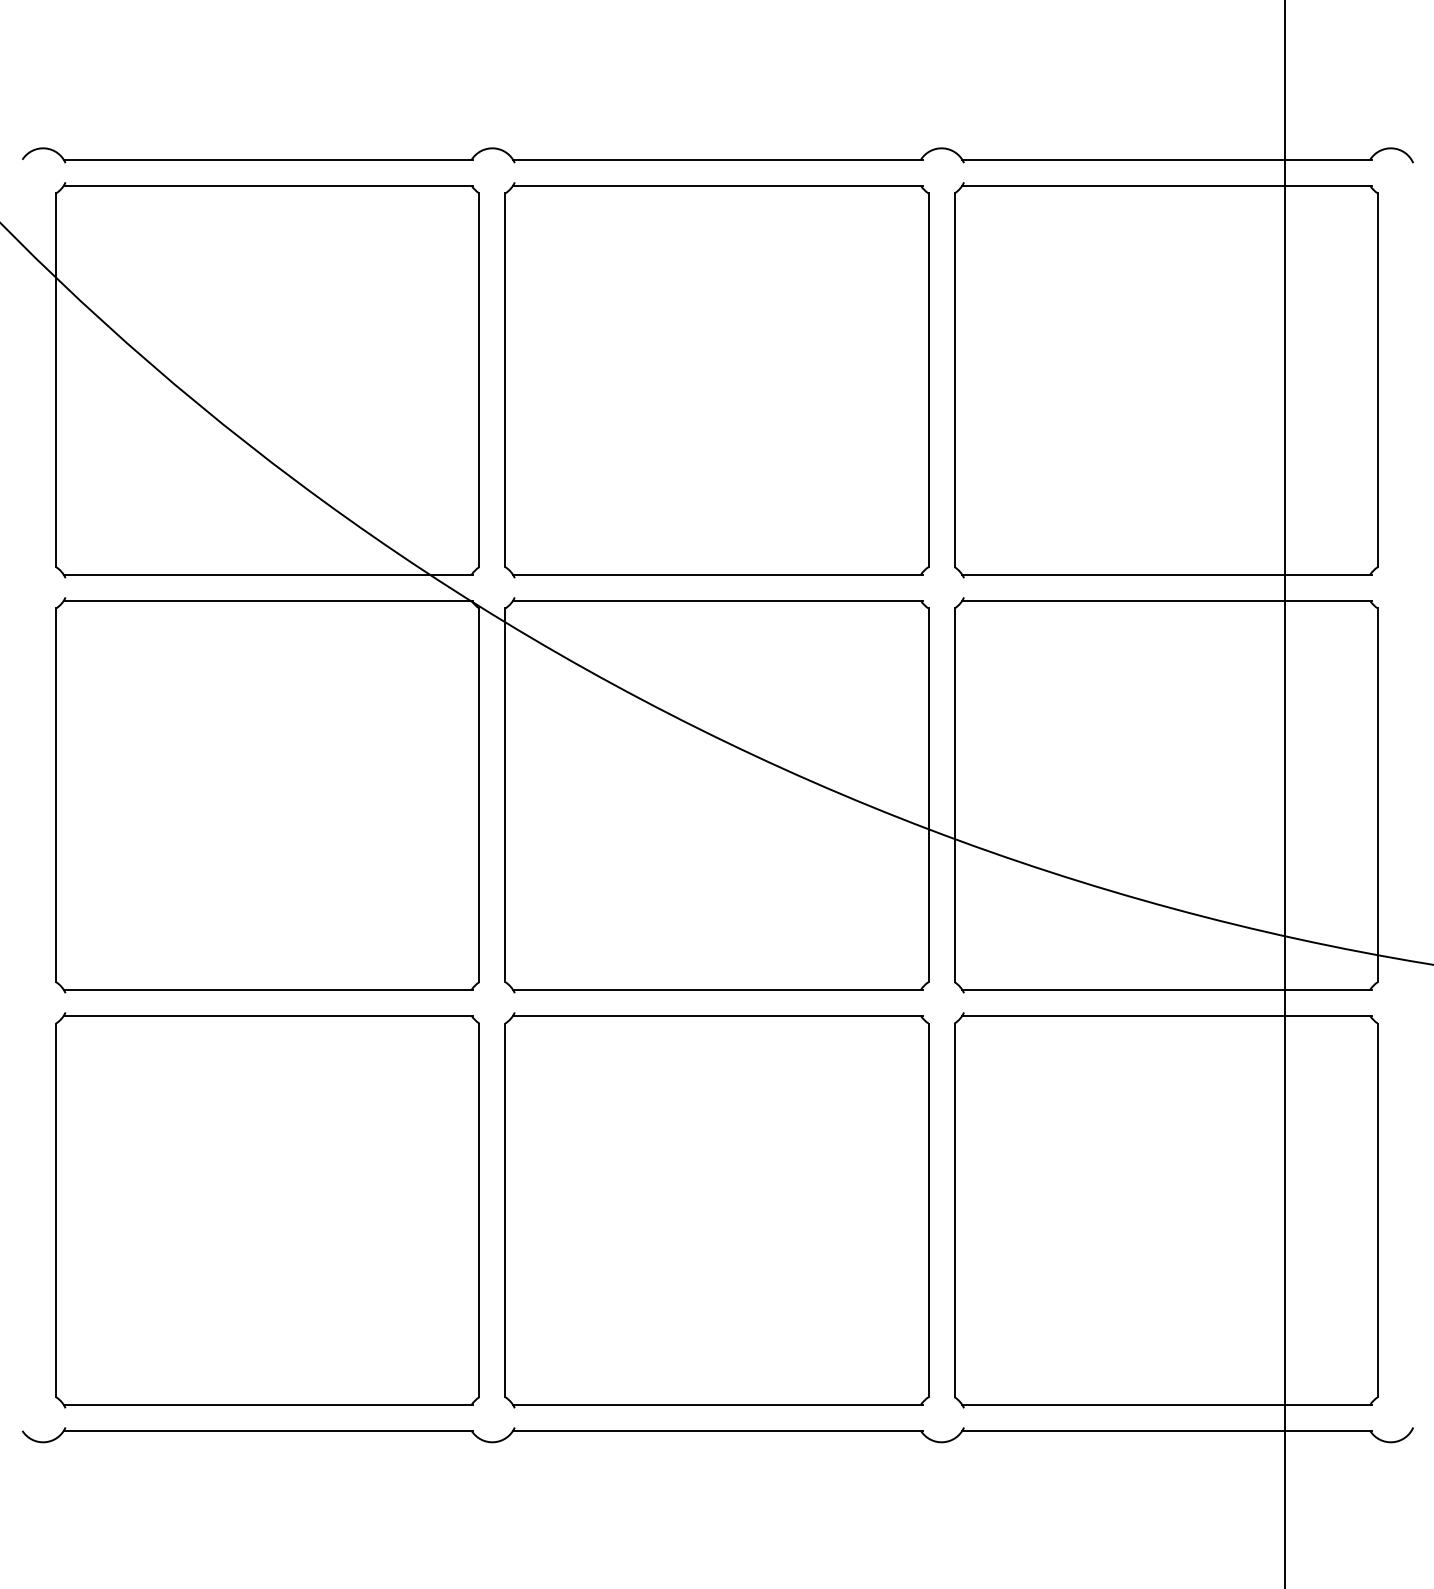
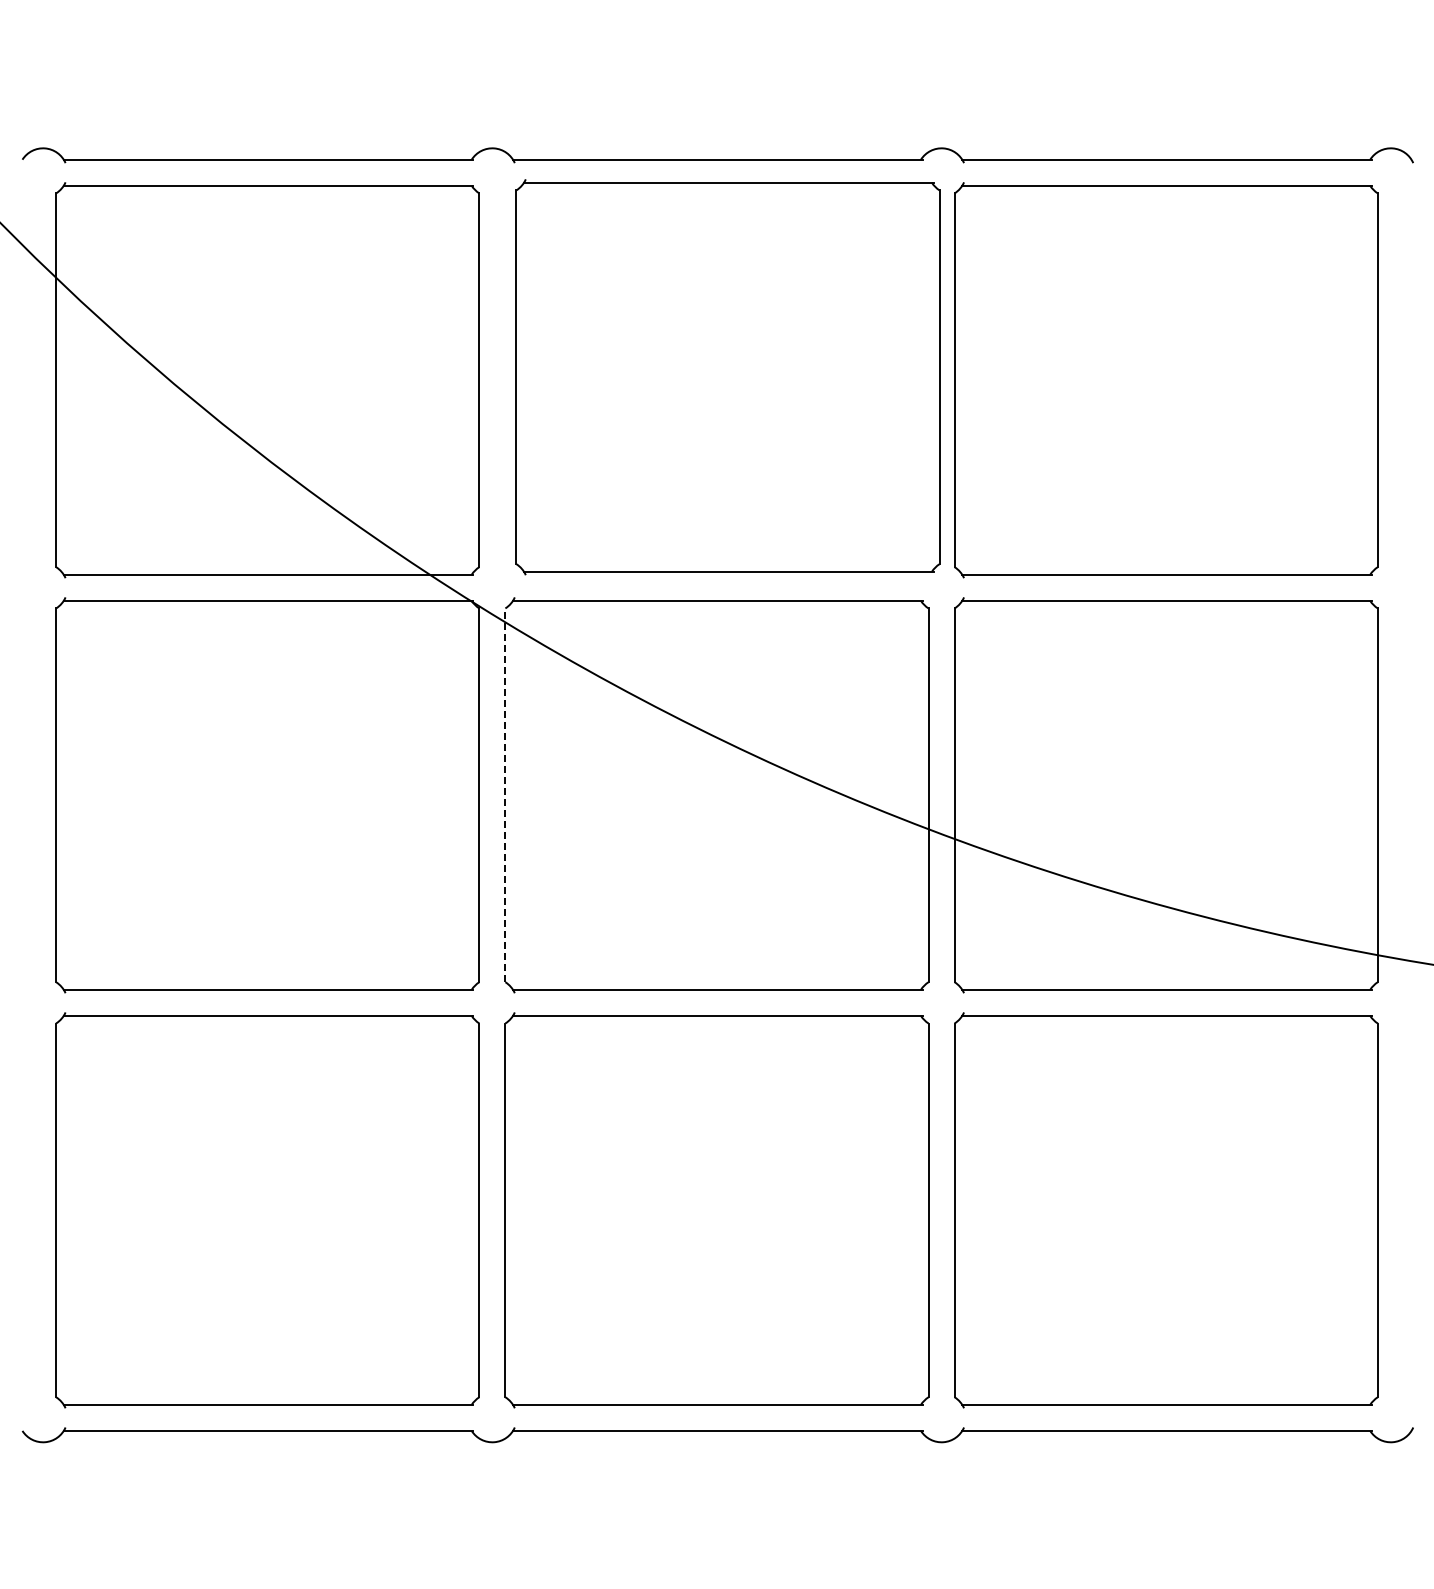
part position: (716, 380) -> (727, 377) (727, 377)
line: present -> none (1285, 793)
line: solid -> dashed (505, 795)
